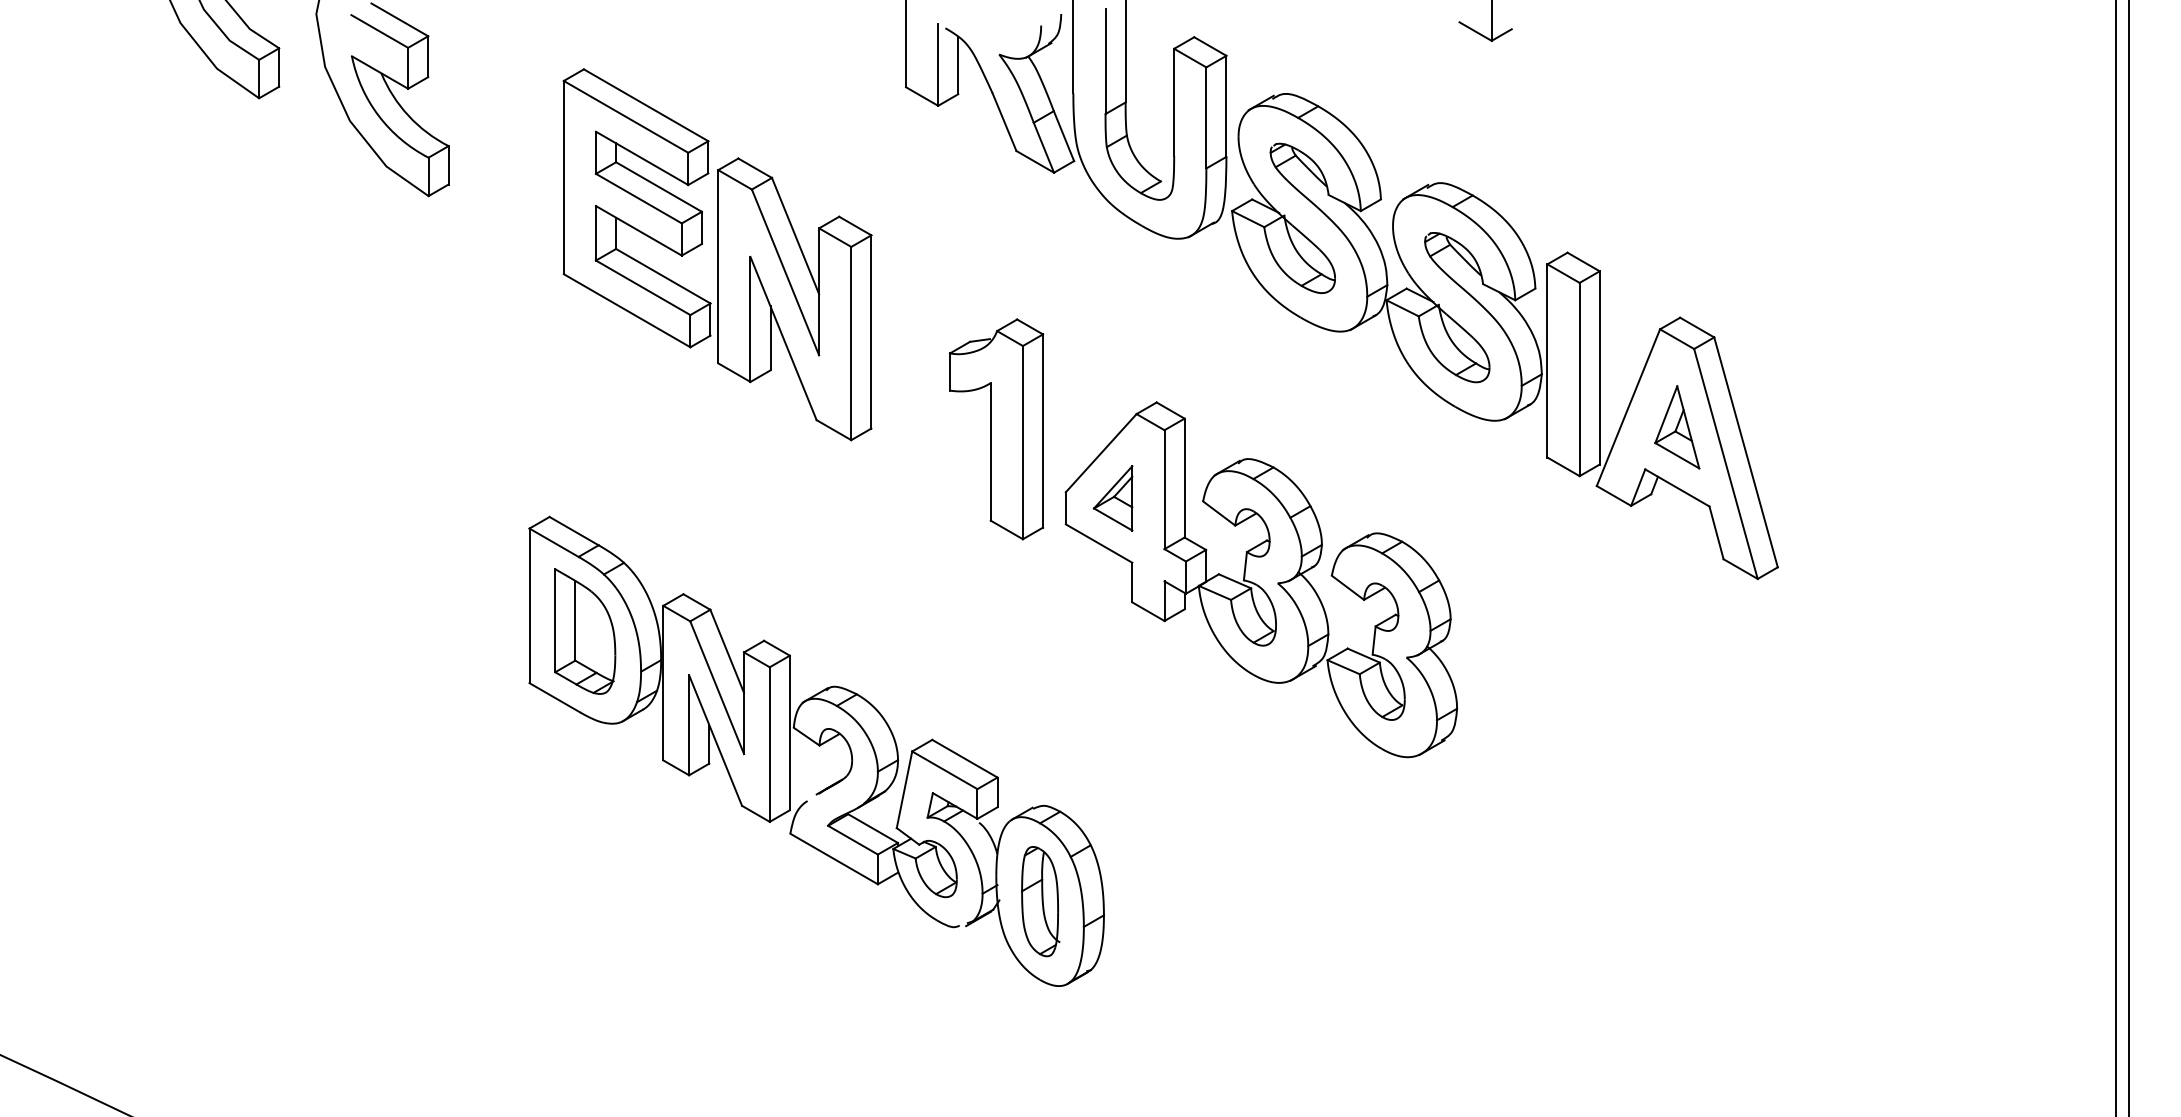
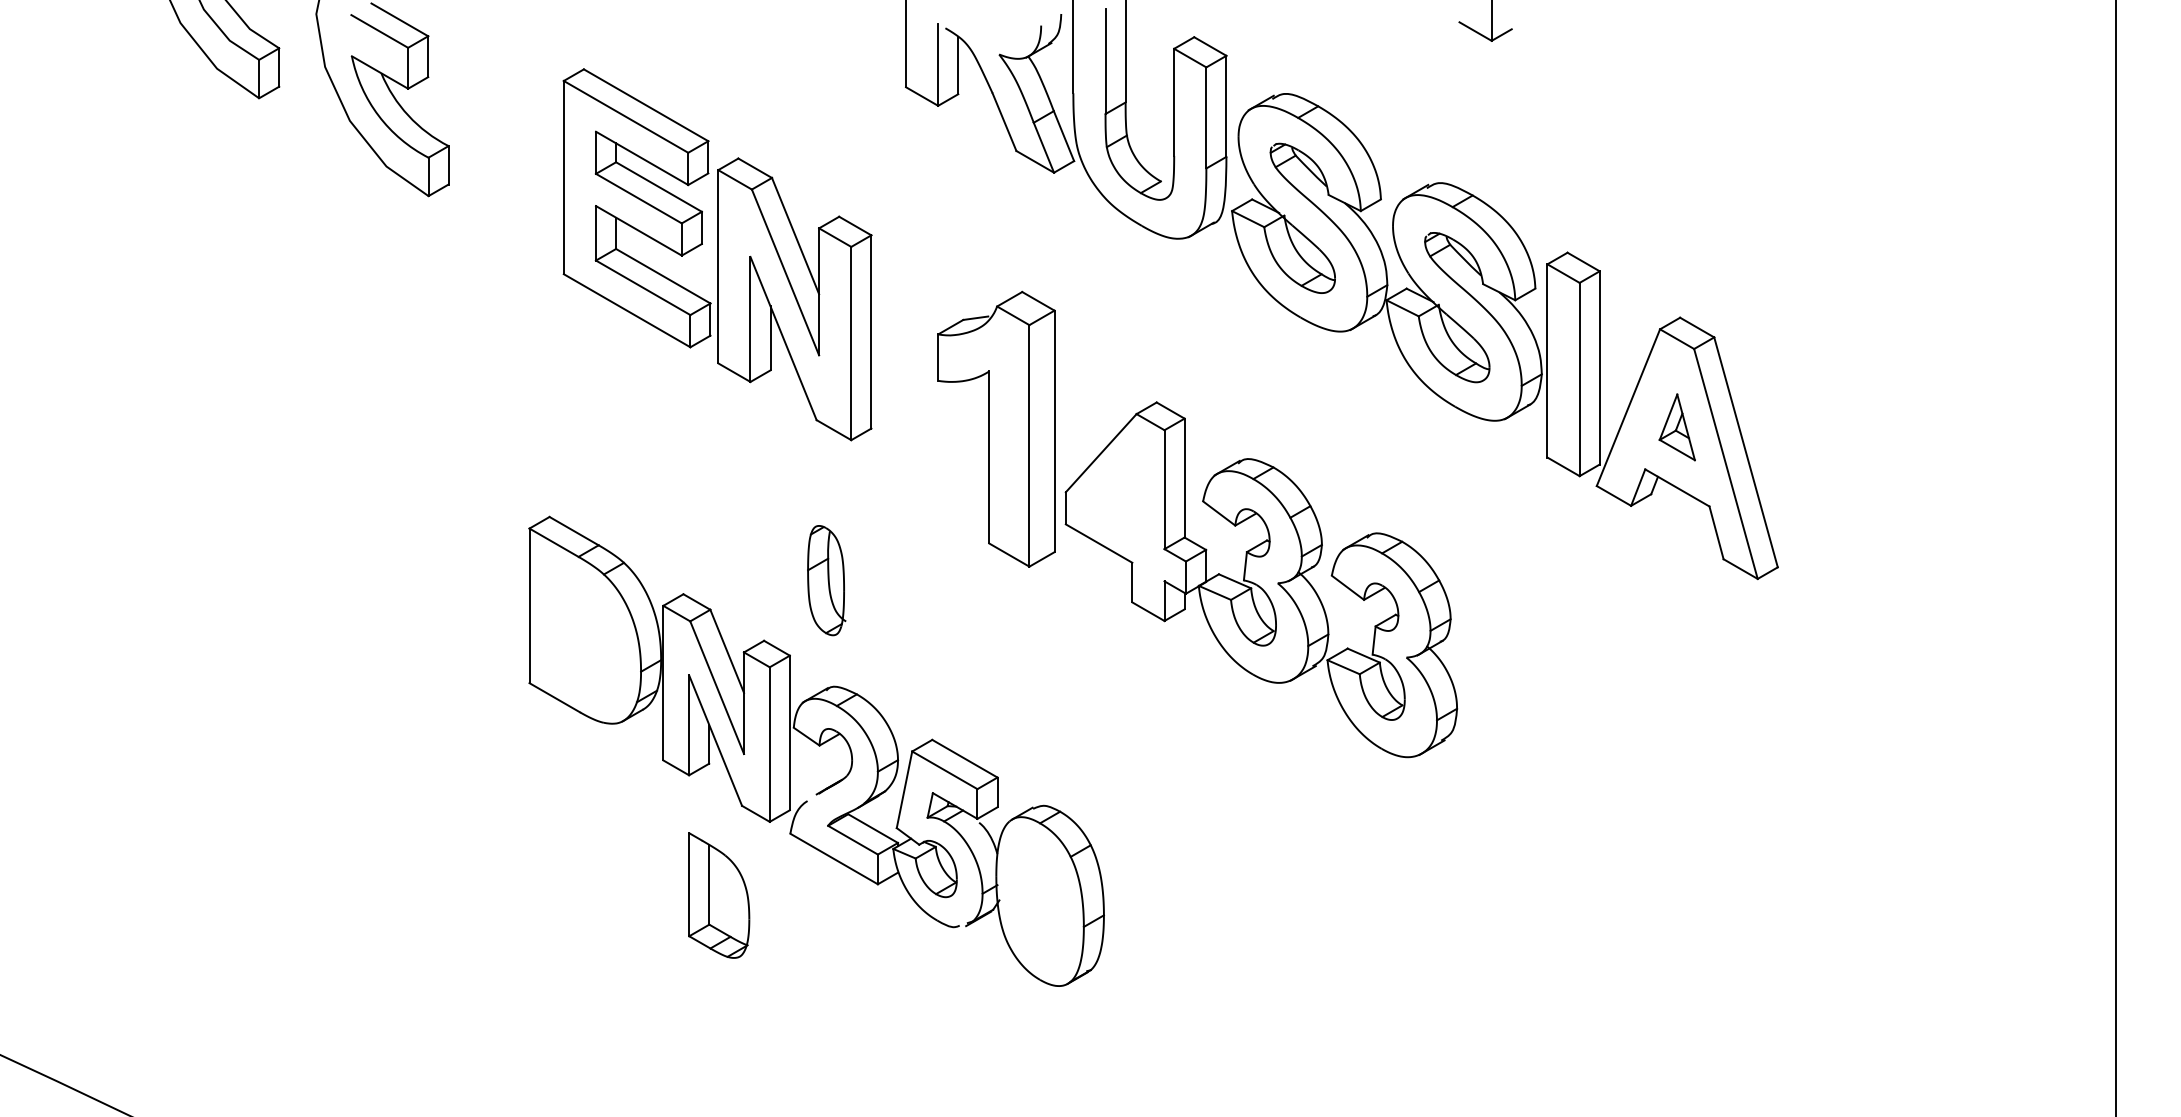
part size: 47x85 px -> 38x69 px (1676, 427)
part size: 96x223 px -> 119x278 px (996, 428)
part: present -> none (1112, 498)
line: present -> none (2129, 557)
part position: (585, 631) -> (719, 895) (719, 895)
part position: (1040, 901) -> (826, 580) (826, 580)
